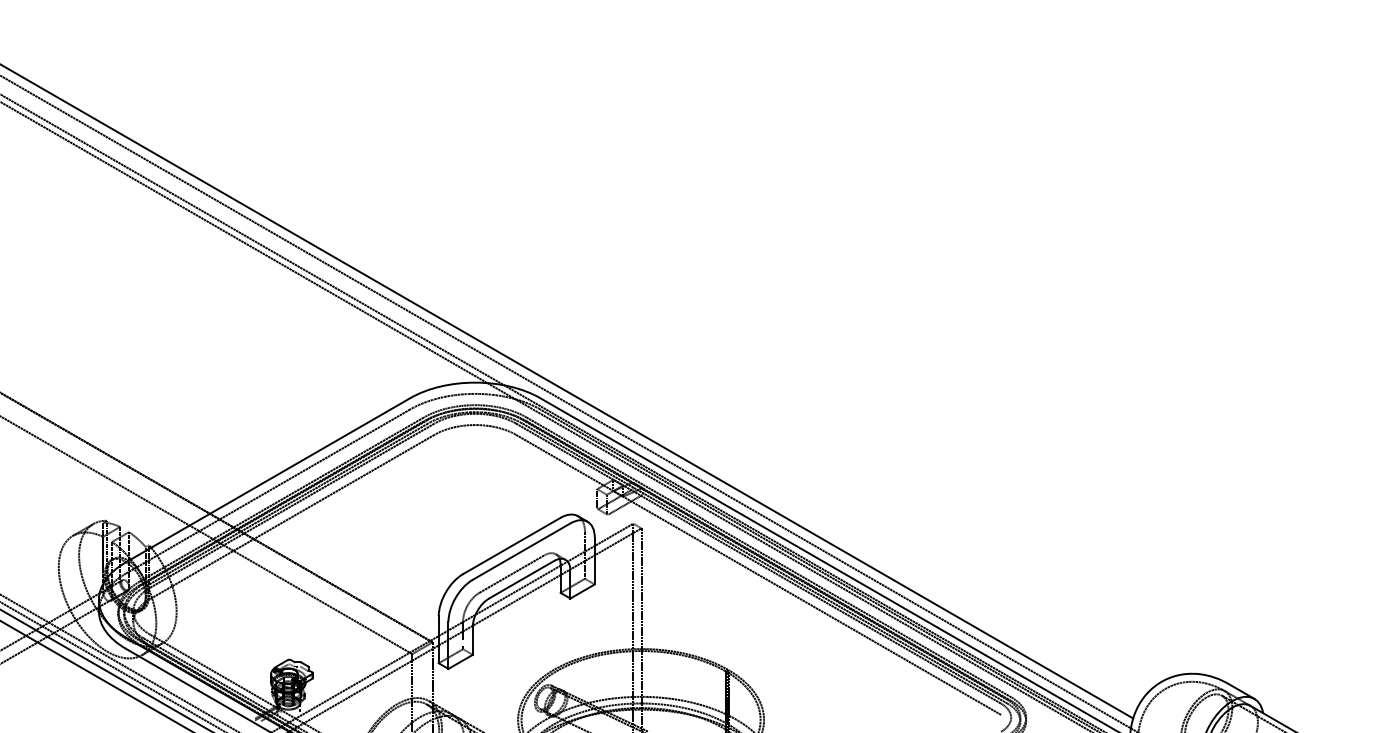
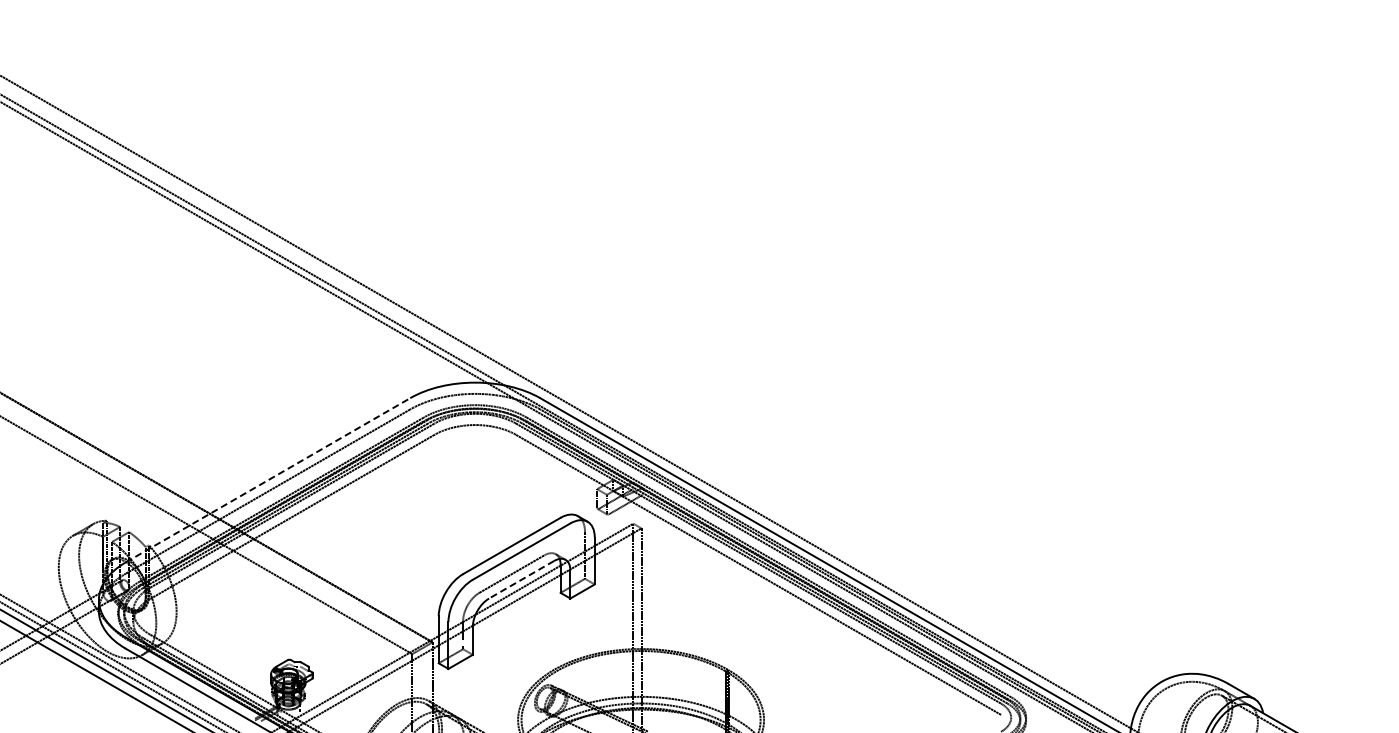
line: present -> none (567, 391)
line: solid -> dashed (268, 480)
line: solid -> dashed (521, 579)
